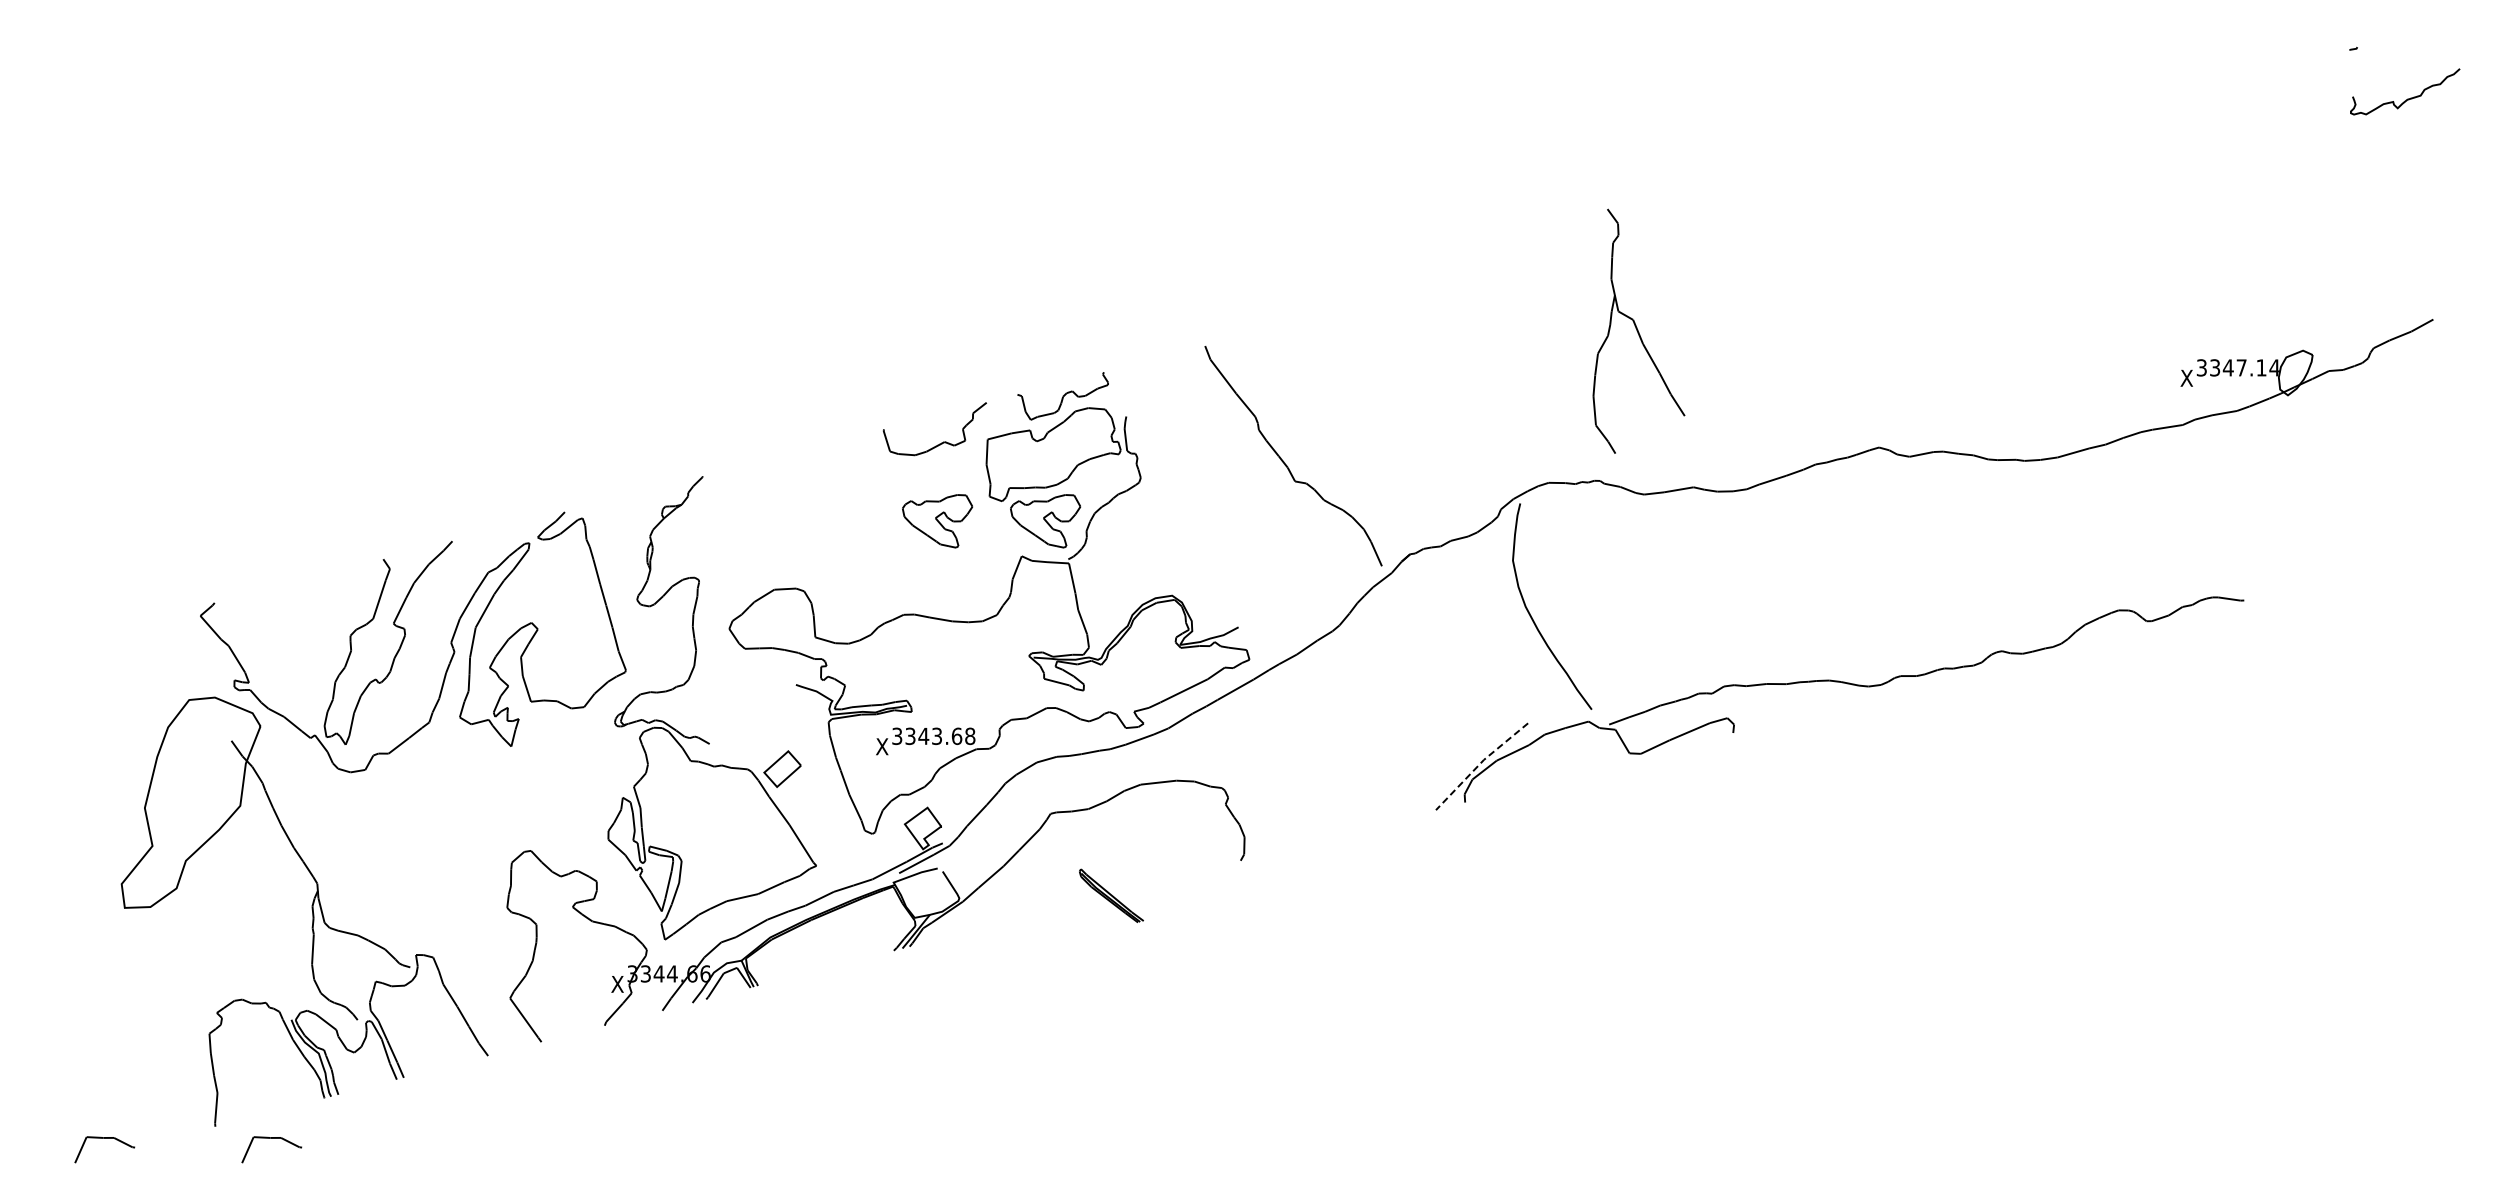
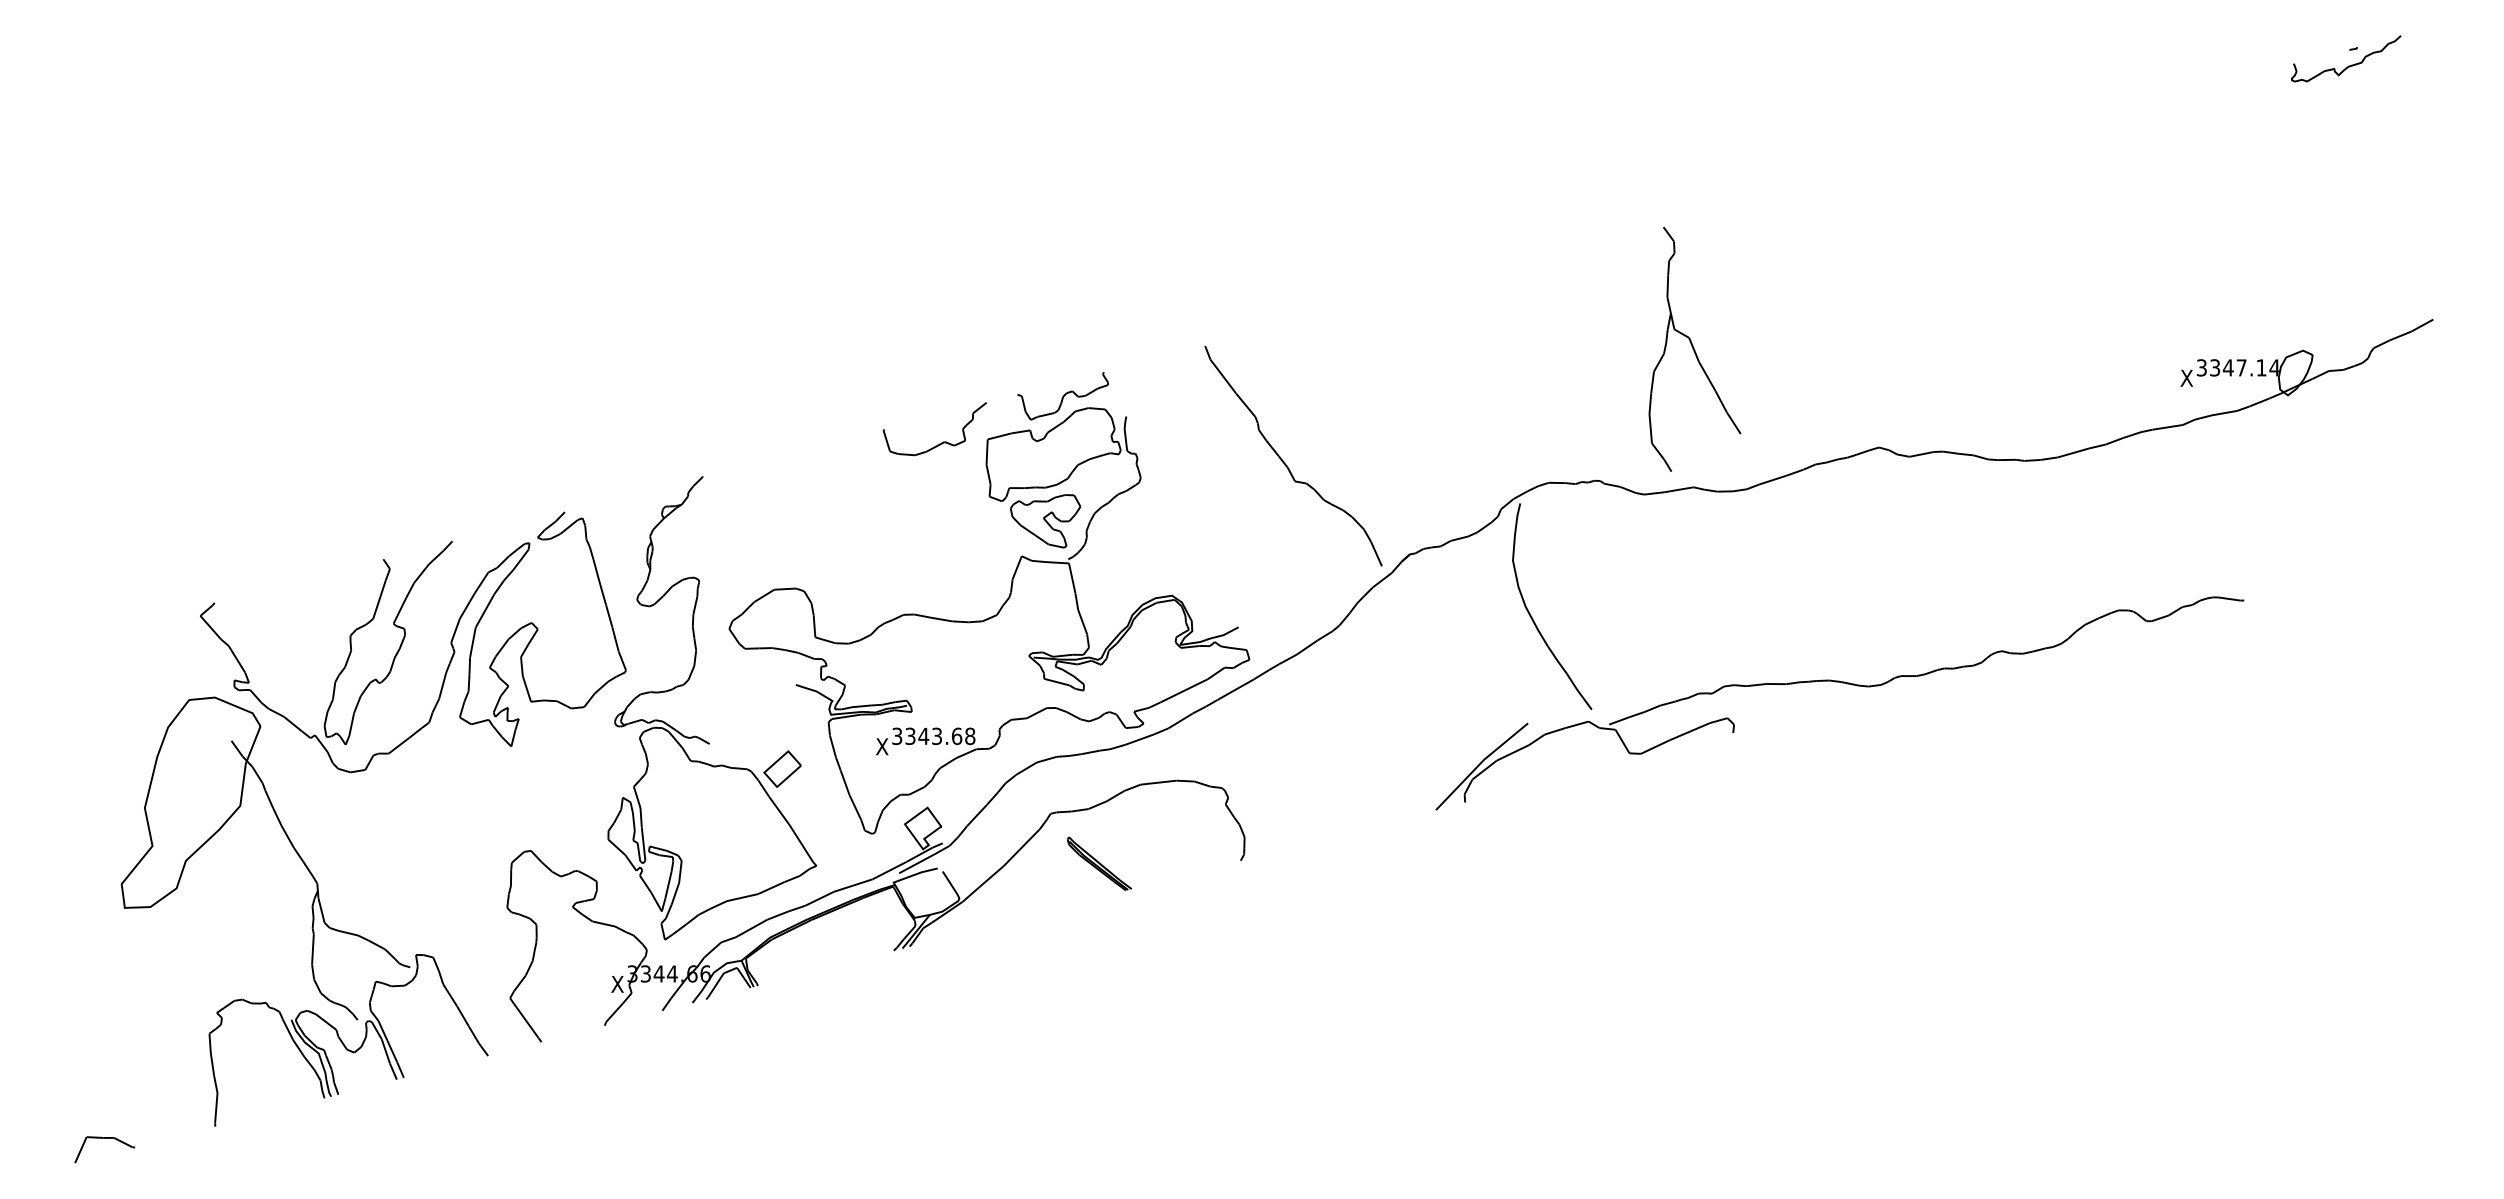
curve position: (2407, 98) -> (2348, 65) (2348, 65)
part position: (1638, 330) -> (1694, 348) (1694, 348)
part: present -> none (937, 521)
line: dashed -> solid (1479, 764)
part position: (1111, 895) -> (1099, 863) (1099, 863)
curve: present -> none (271, 1138)
